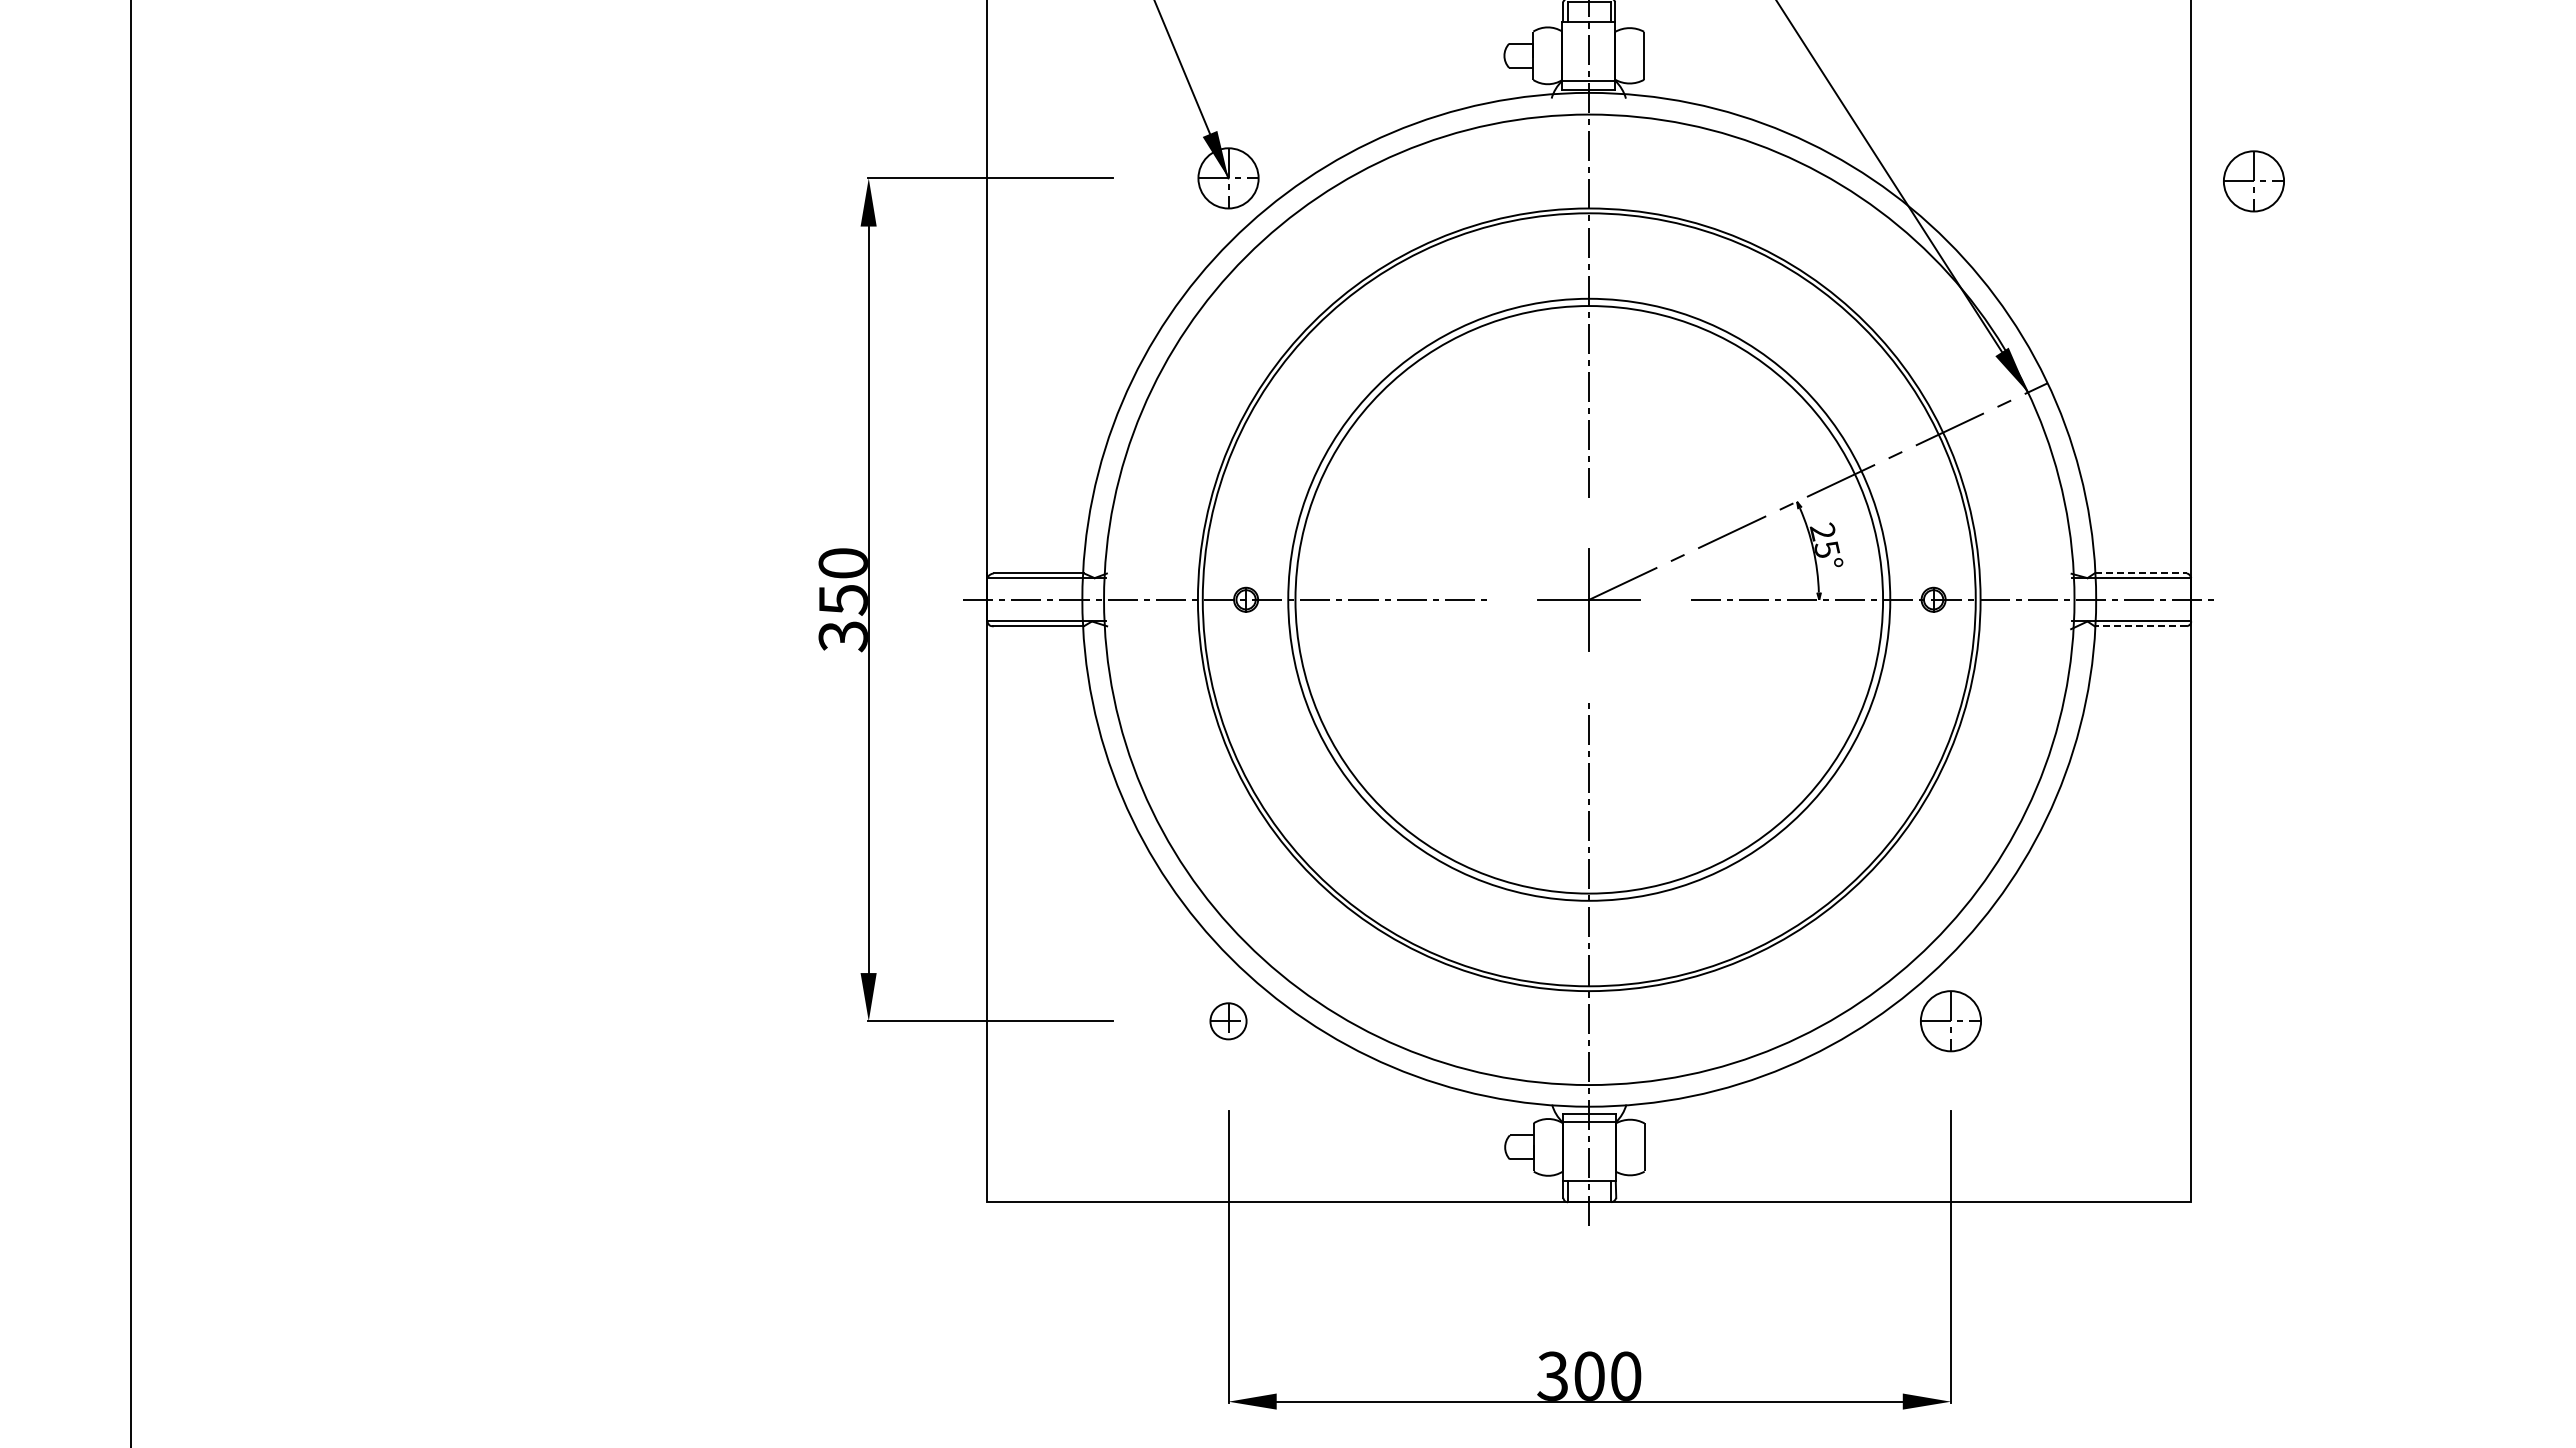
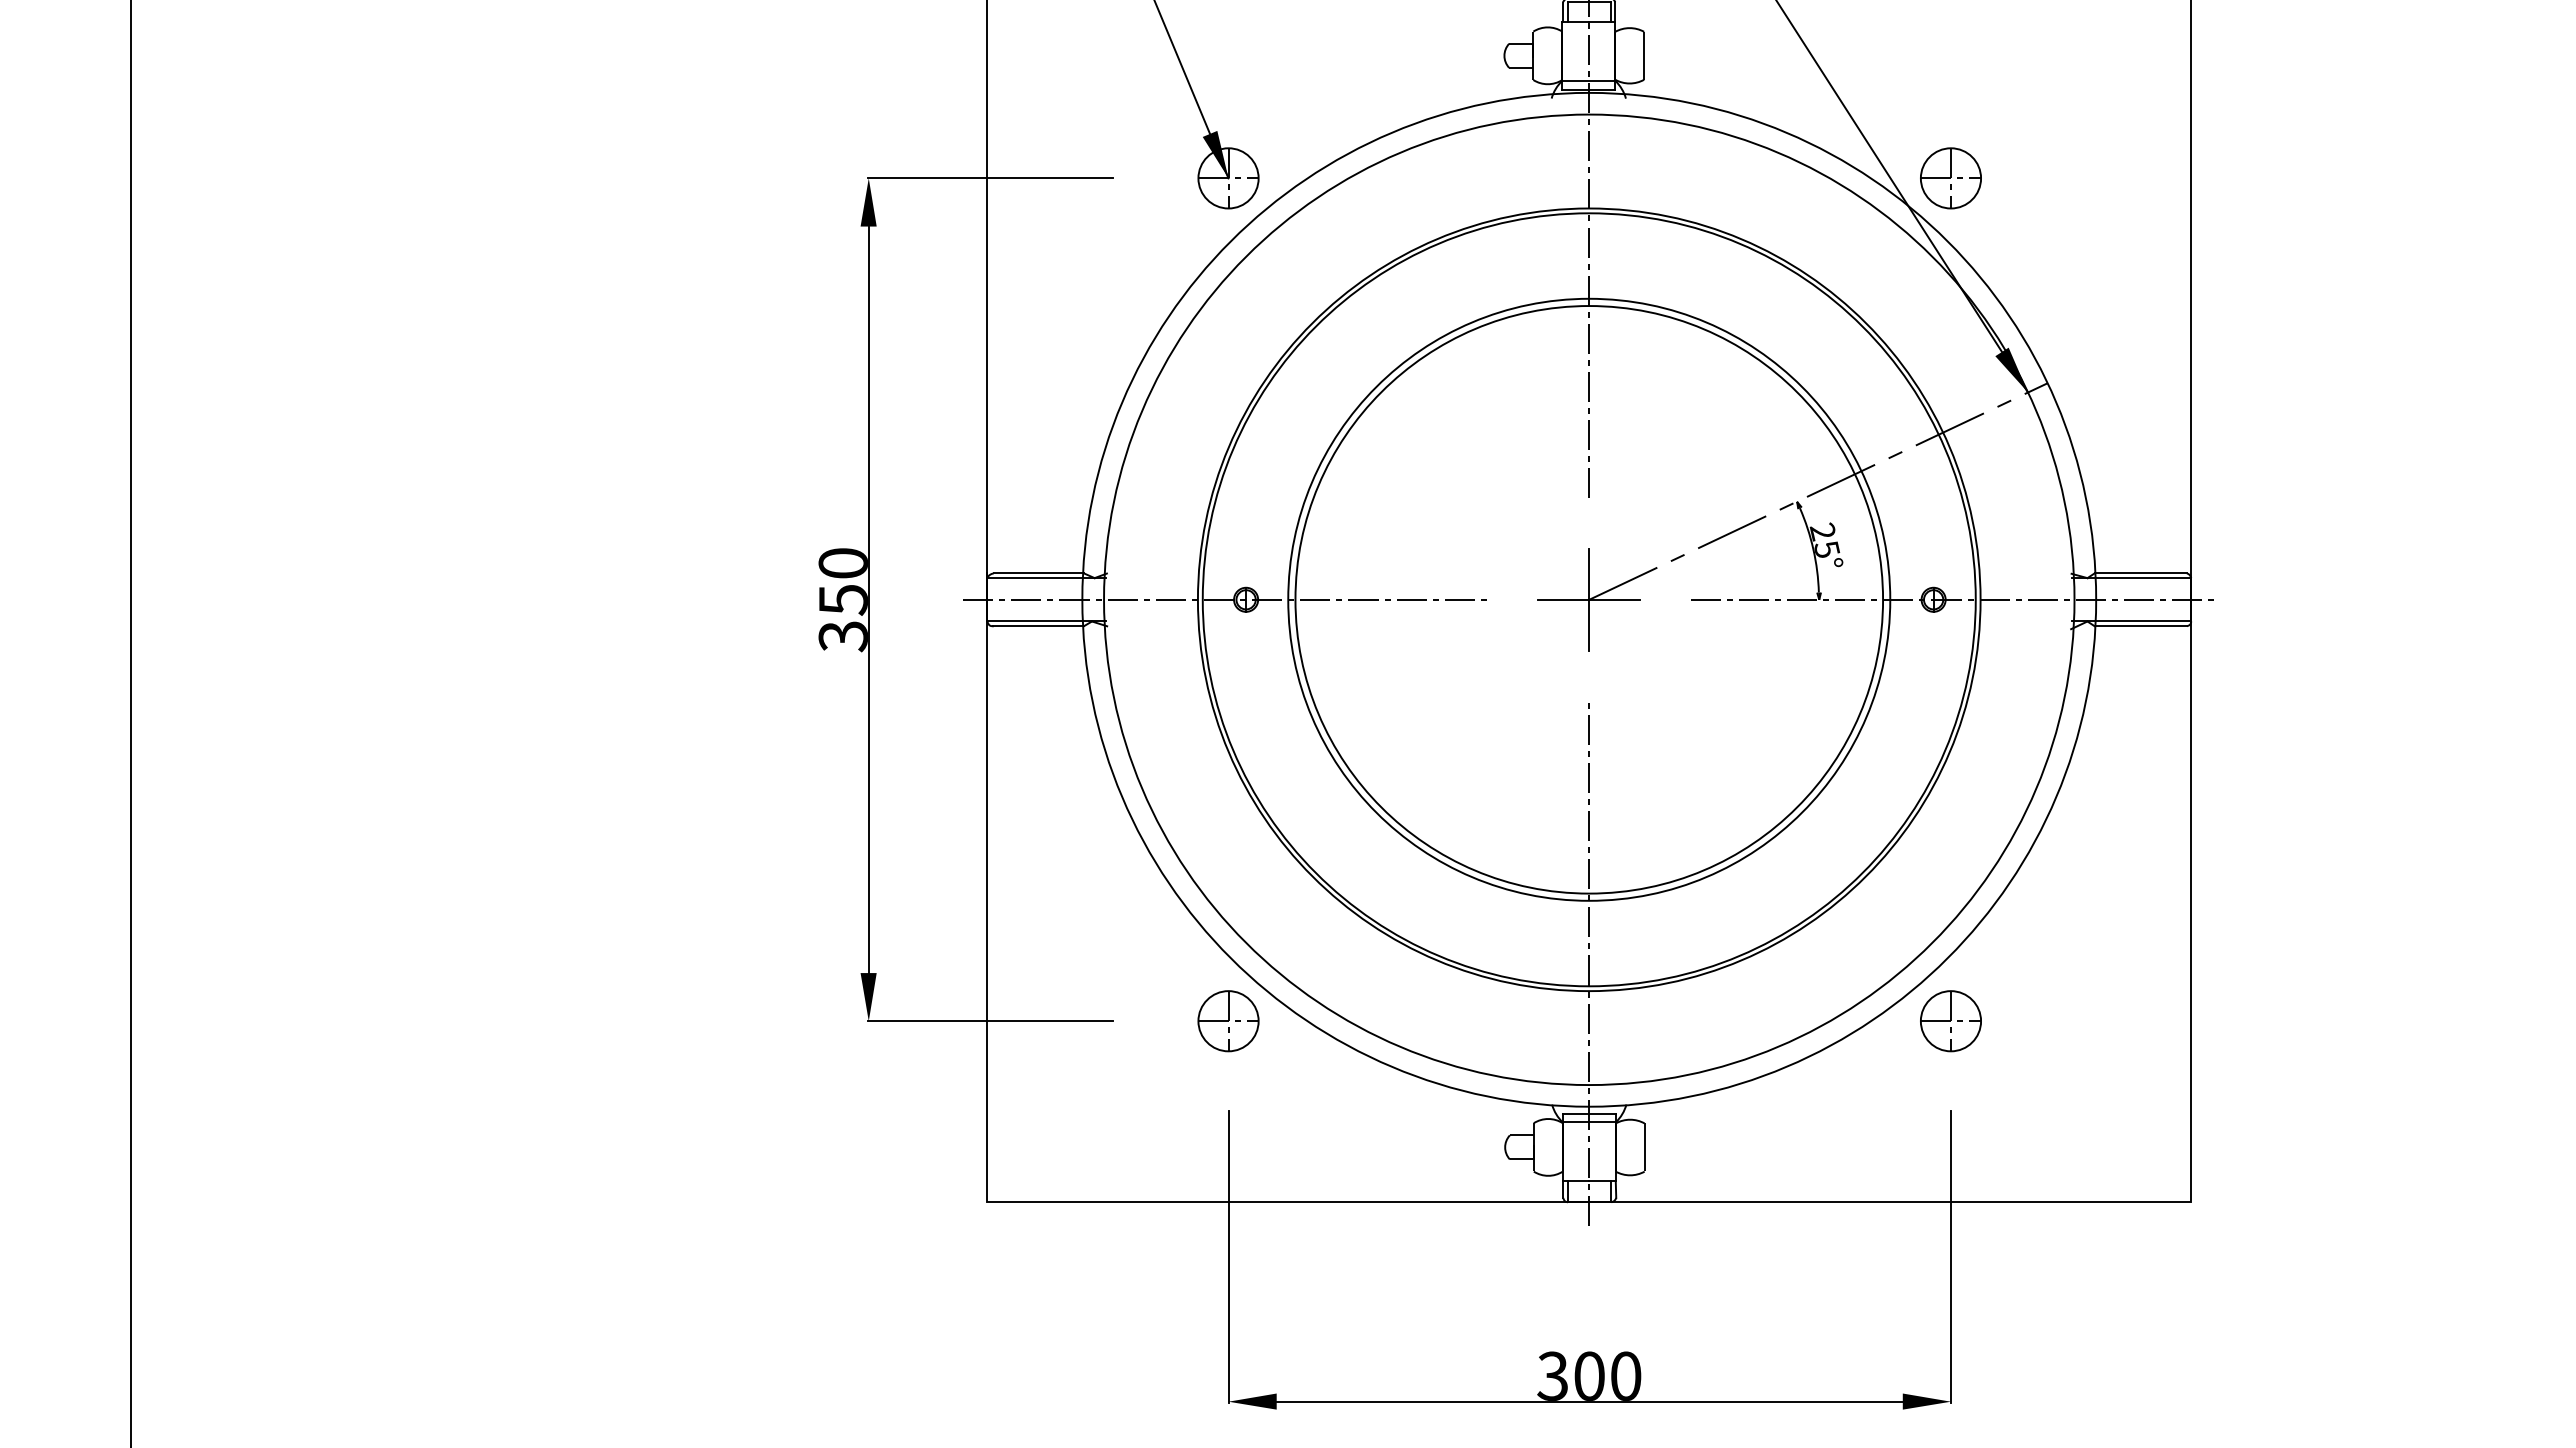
part position: (2253, 181) -> (1950, 178) (1950, 178)
line: dashed -> solid (2141, 573)
line: dashed -> solid (2140, 626)
part size: 39x39 px -> 63x63 px (1228, 1021)
